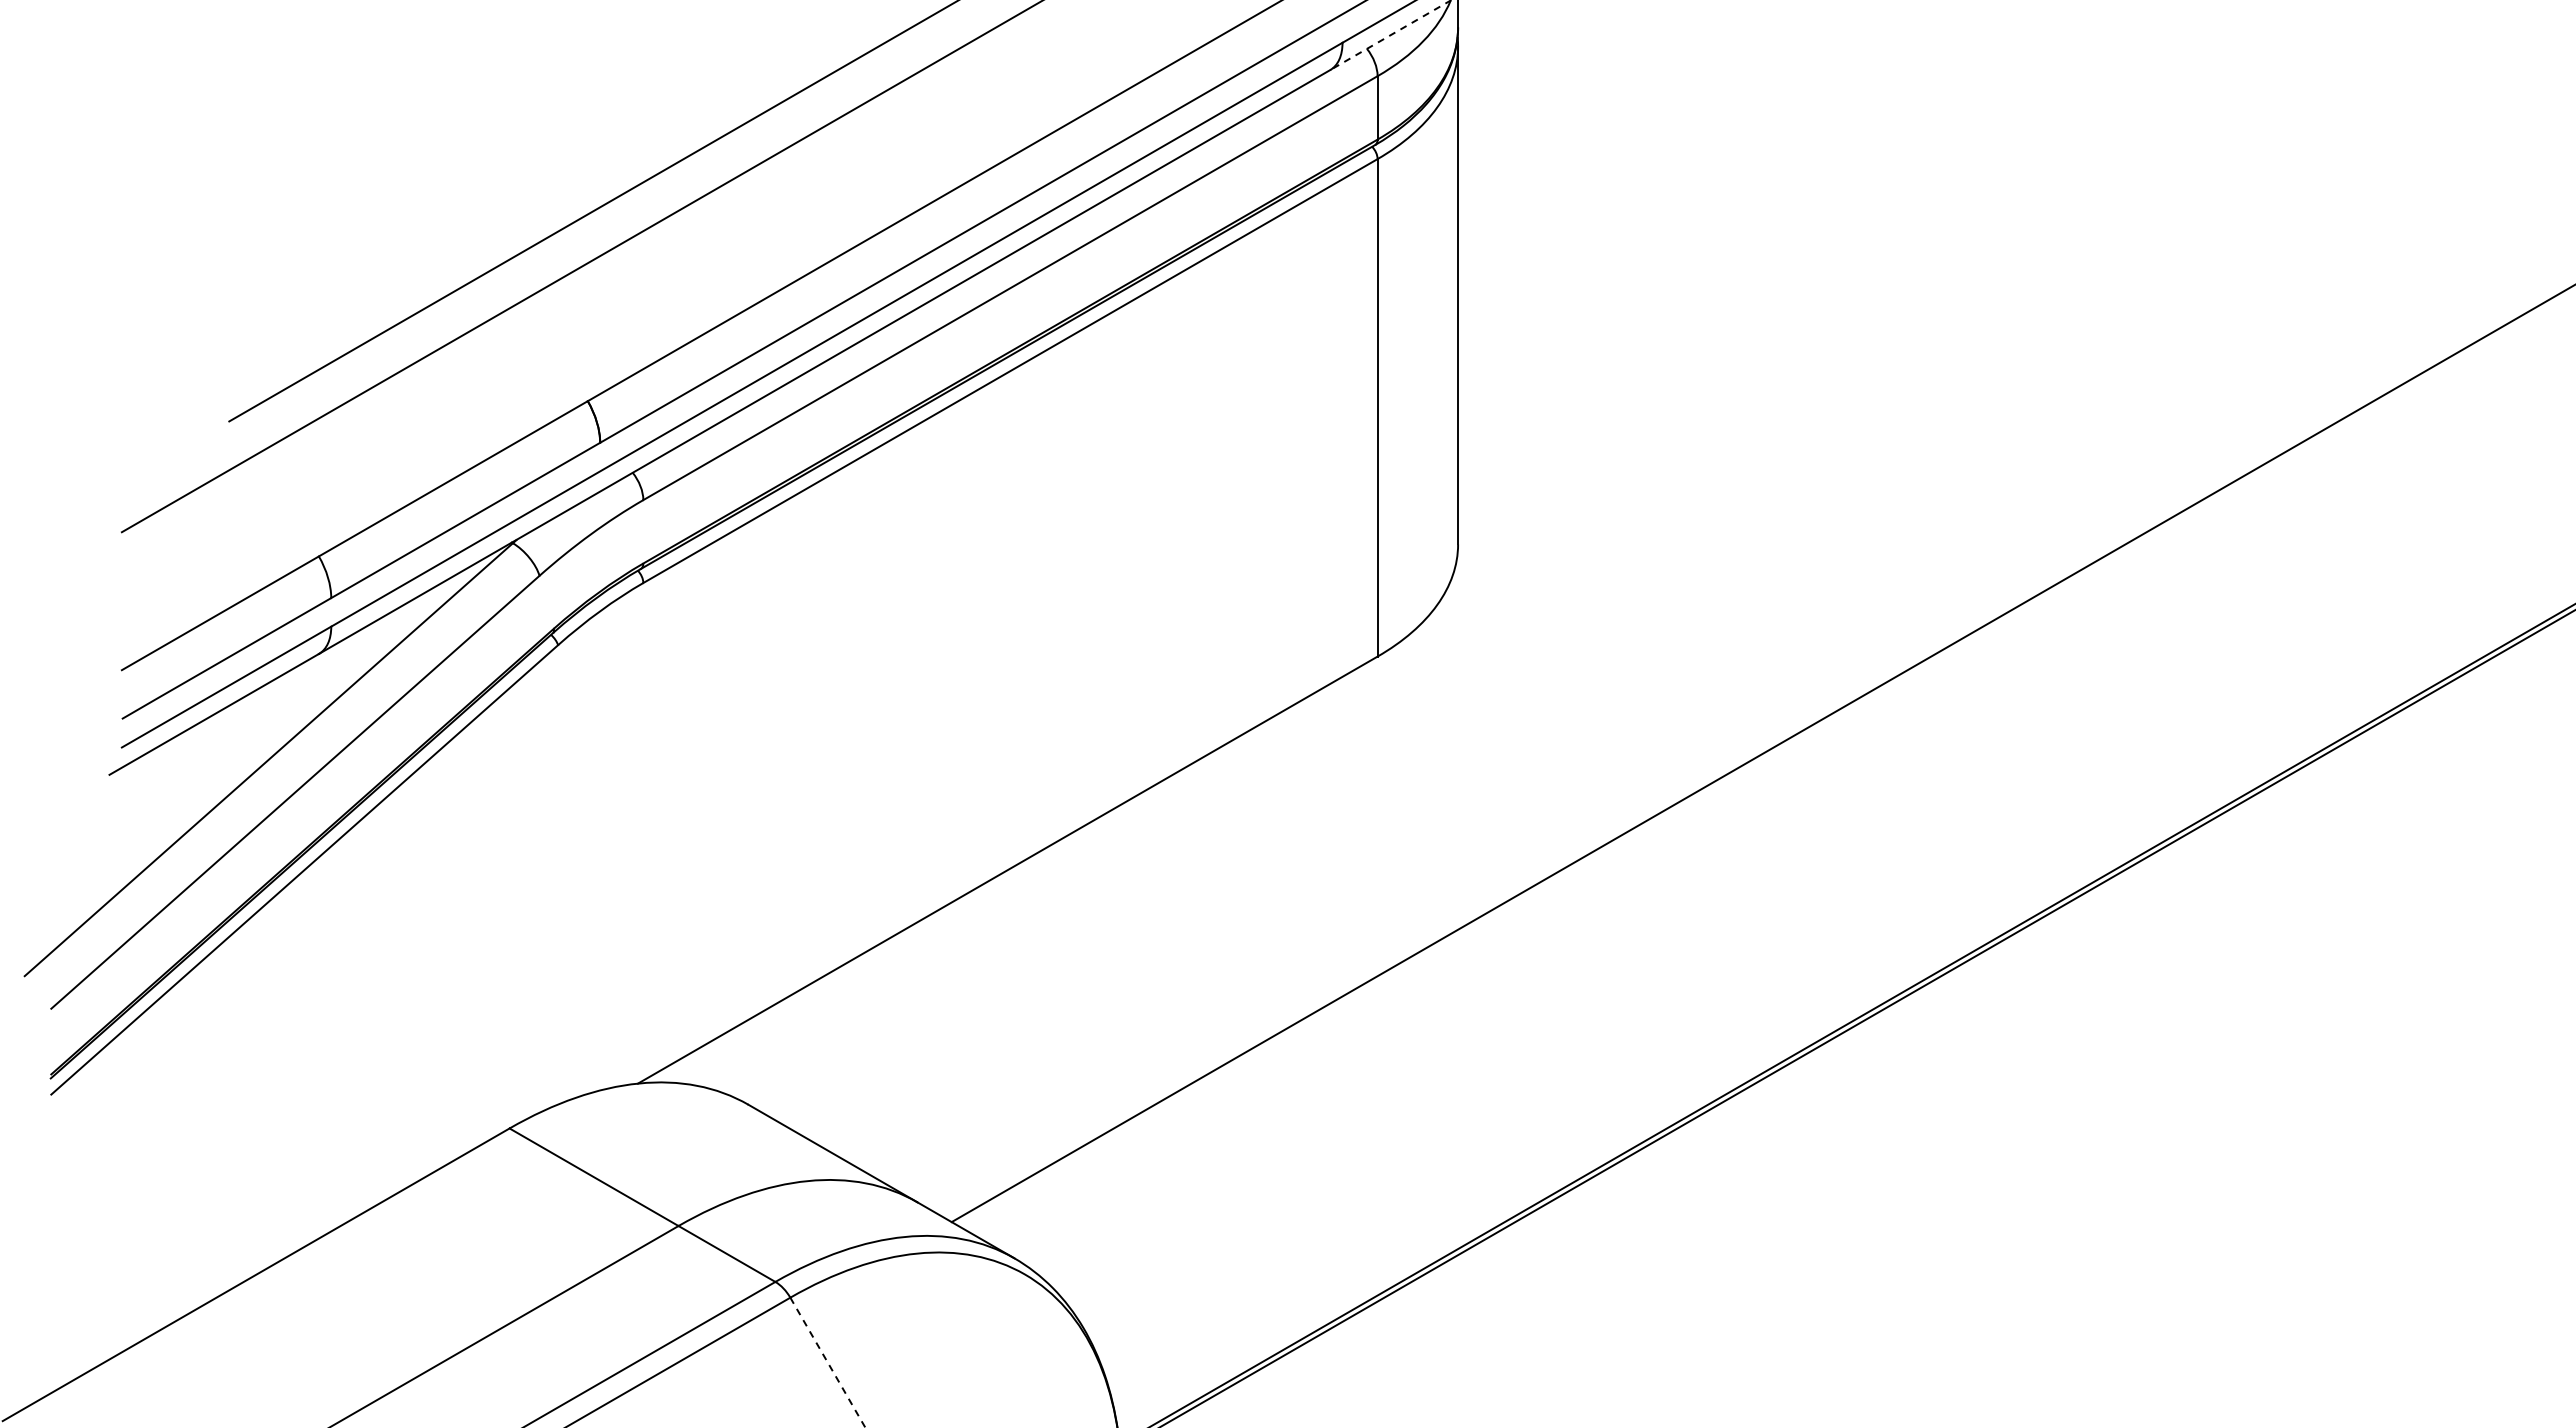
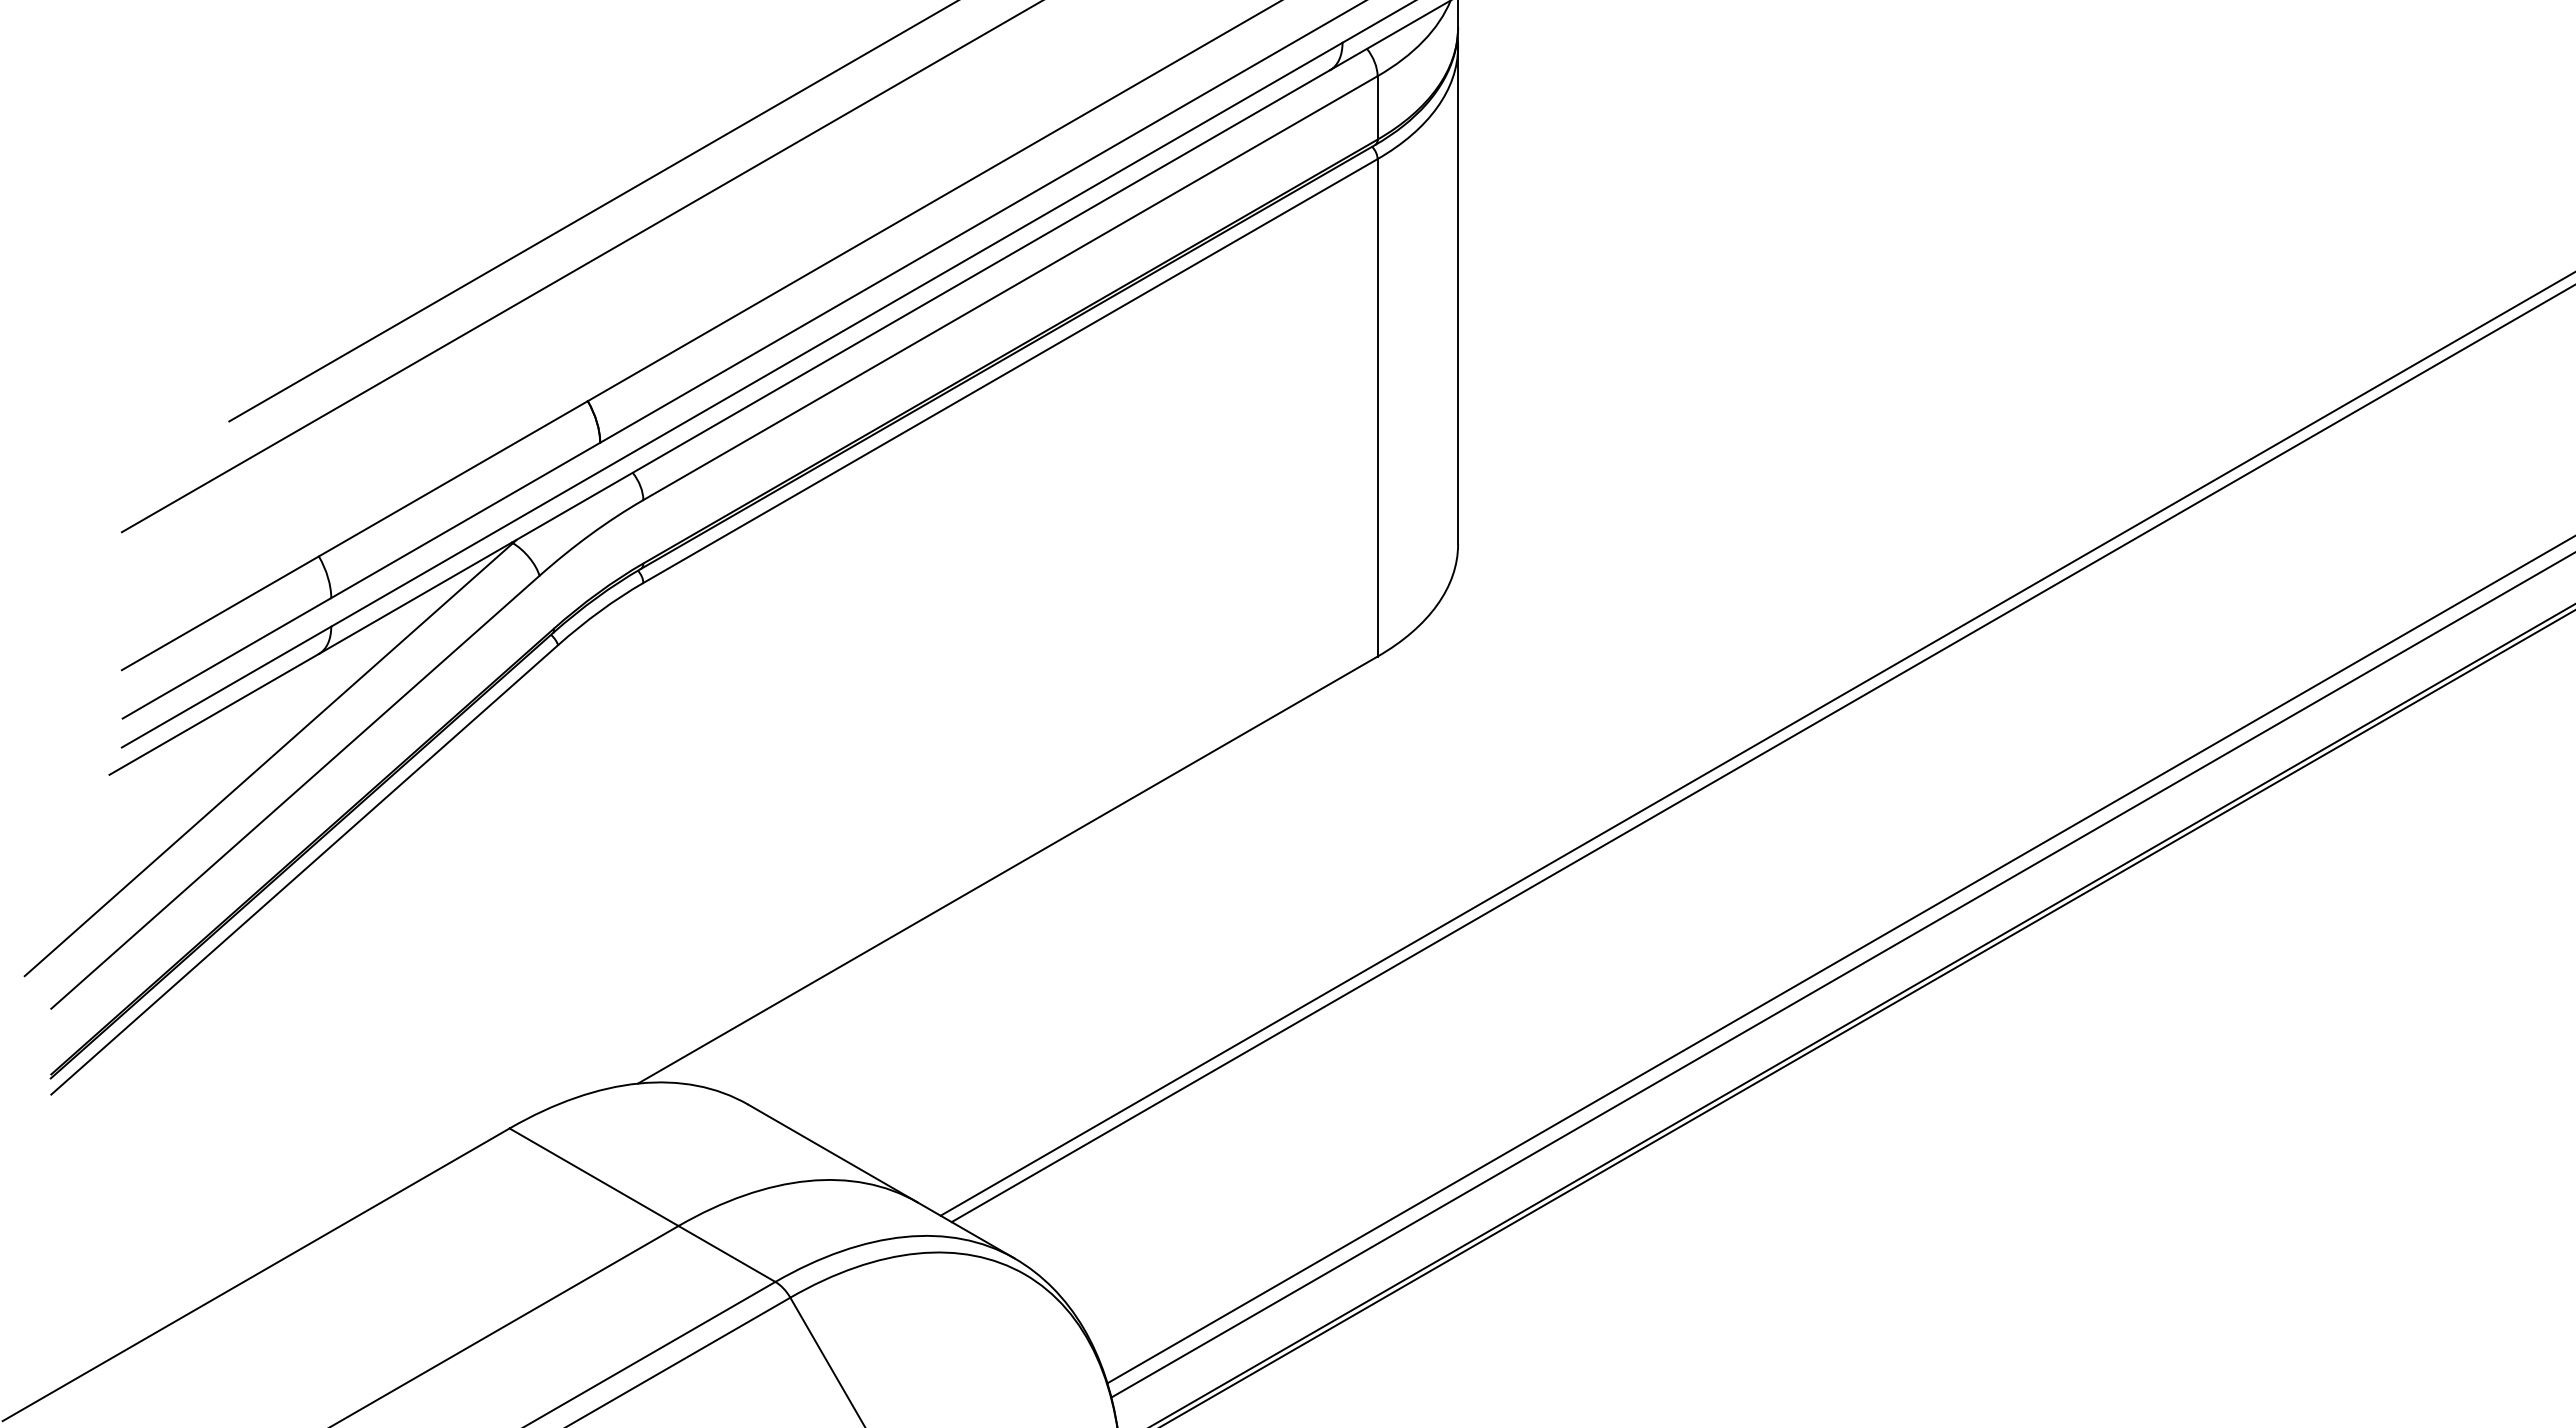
line: dashed -> solid (1390, 35)
line: none -> present (1756, 744)
line: none -> present (1839, 960)
line: none -> present (1841, 975)
line: dashed -> solid (827, 1362)
